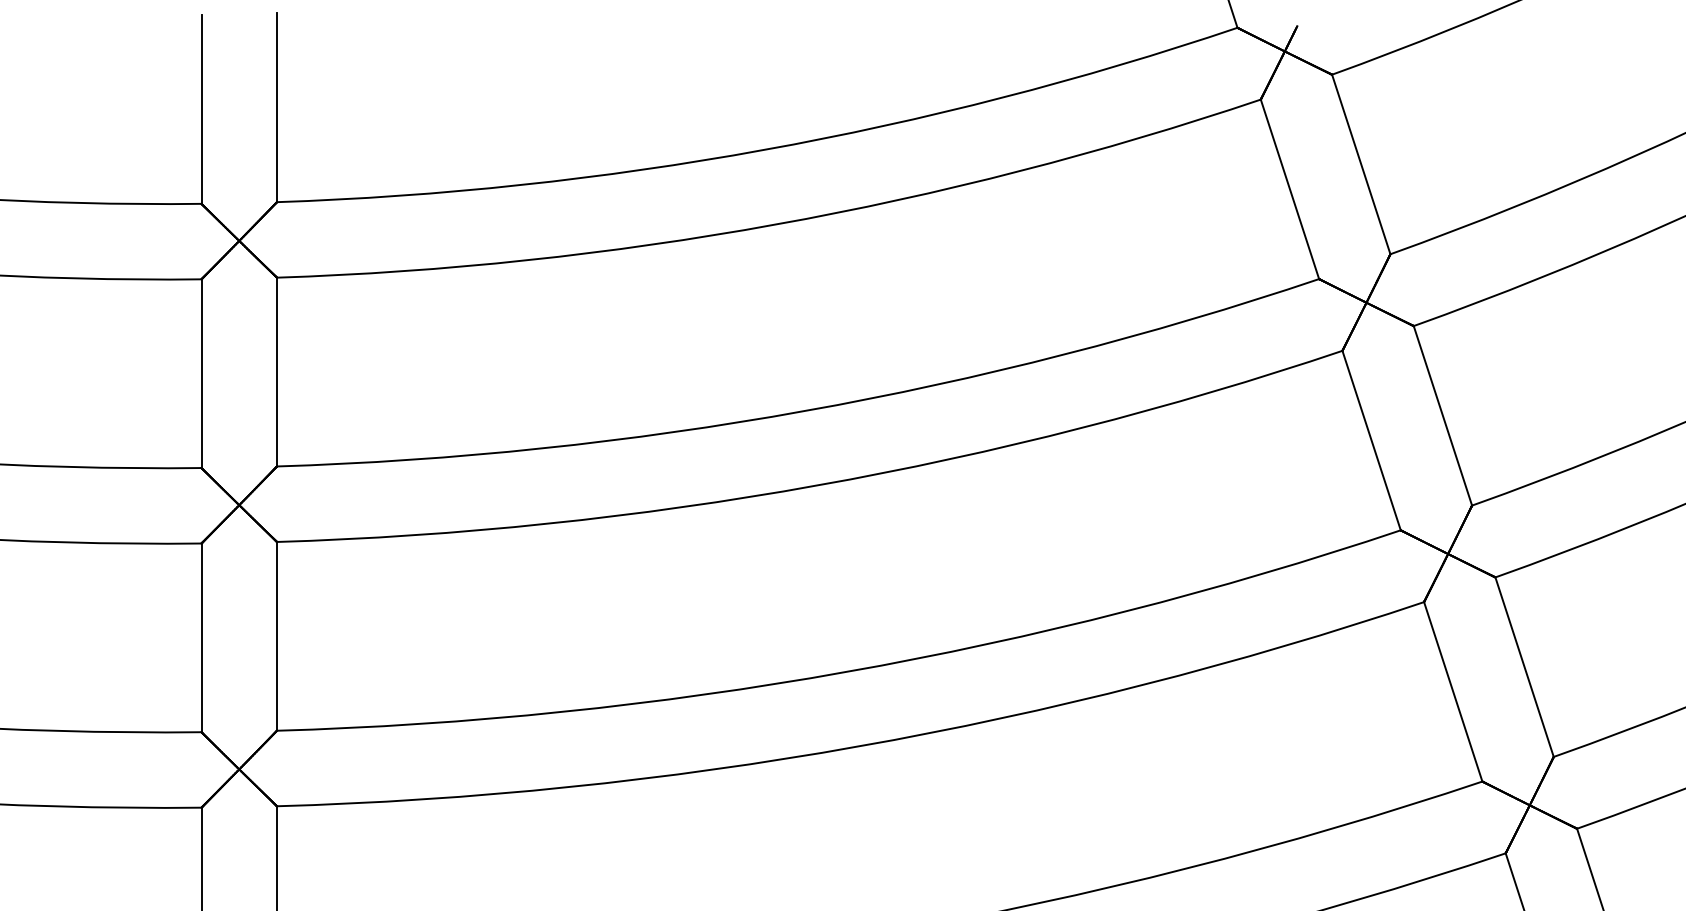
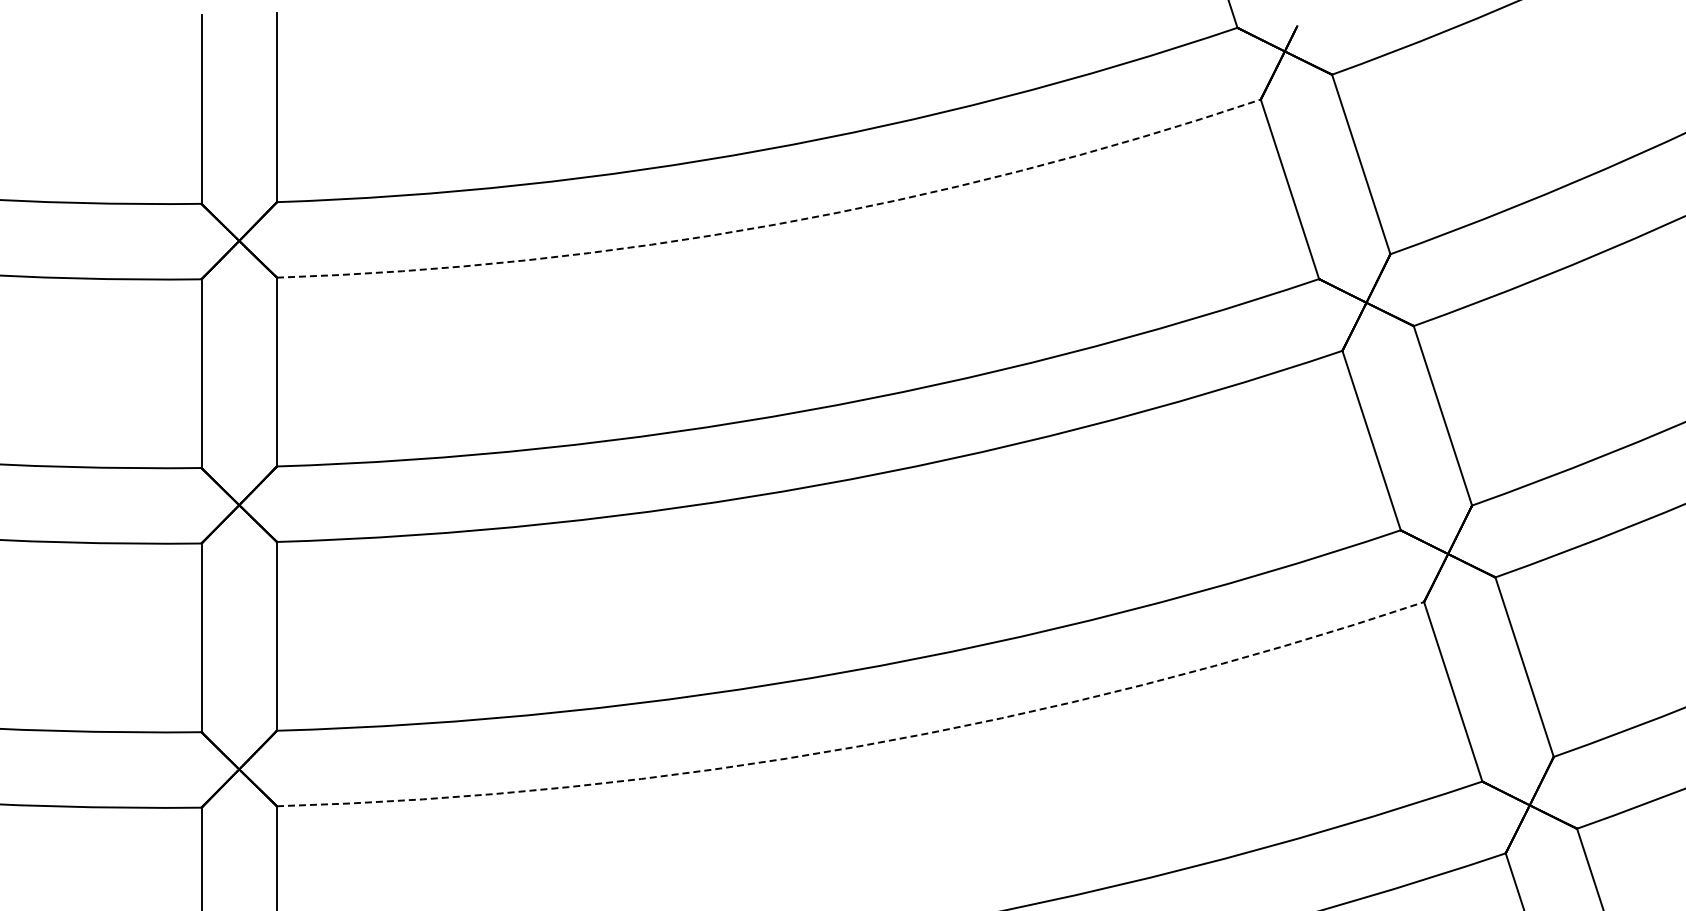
arc: solid -> dashed (775, 224)
arc: solid -> dashed (858, 746)
